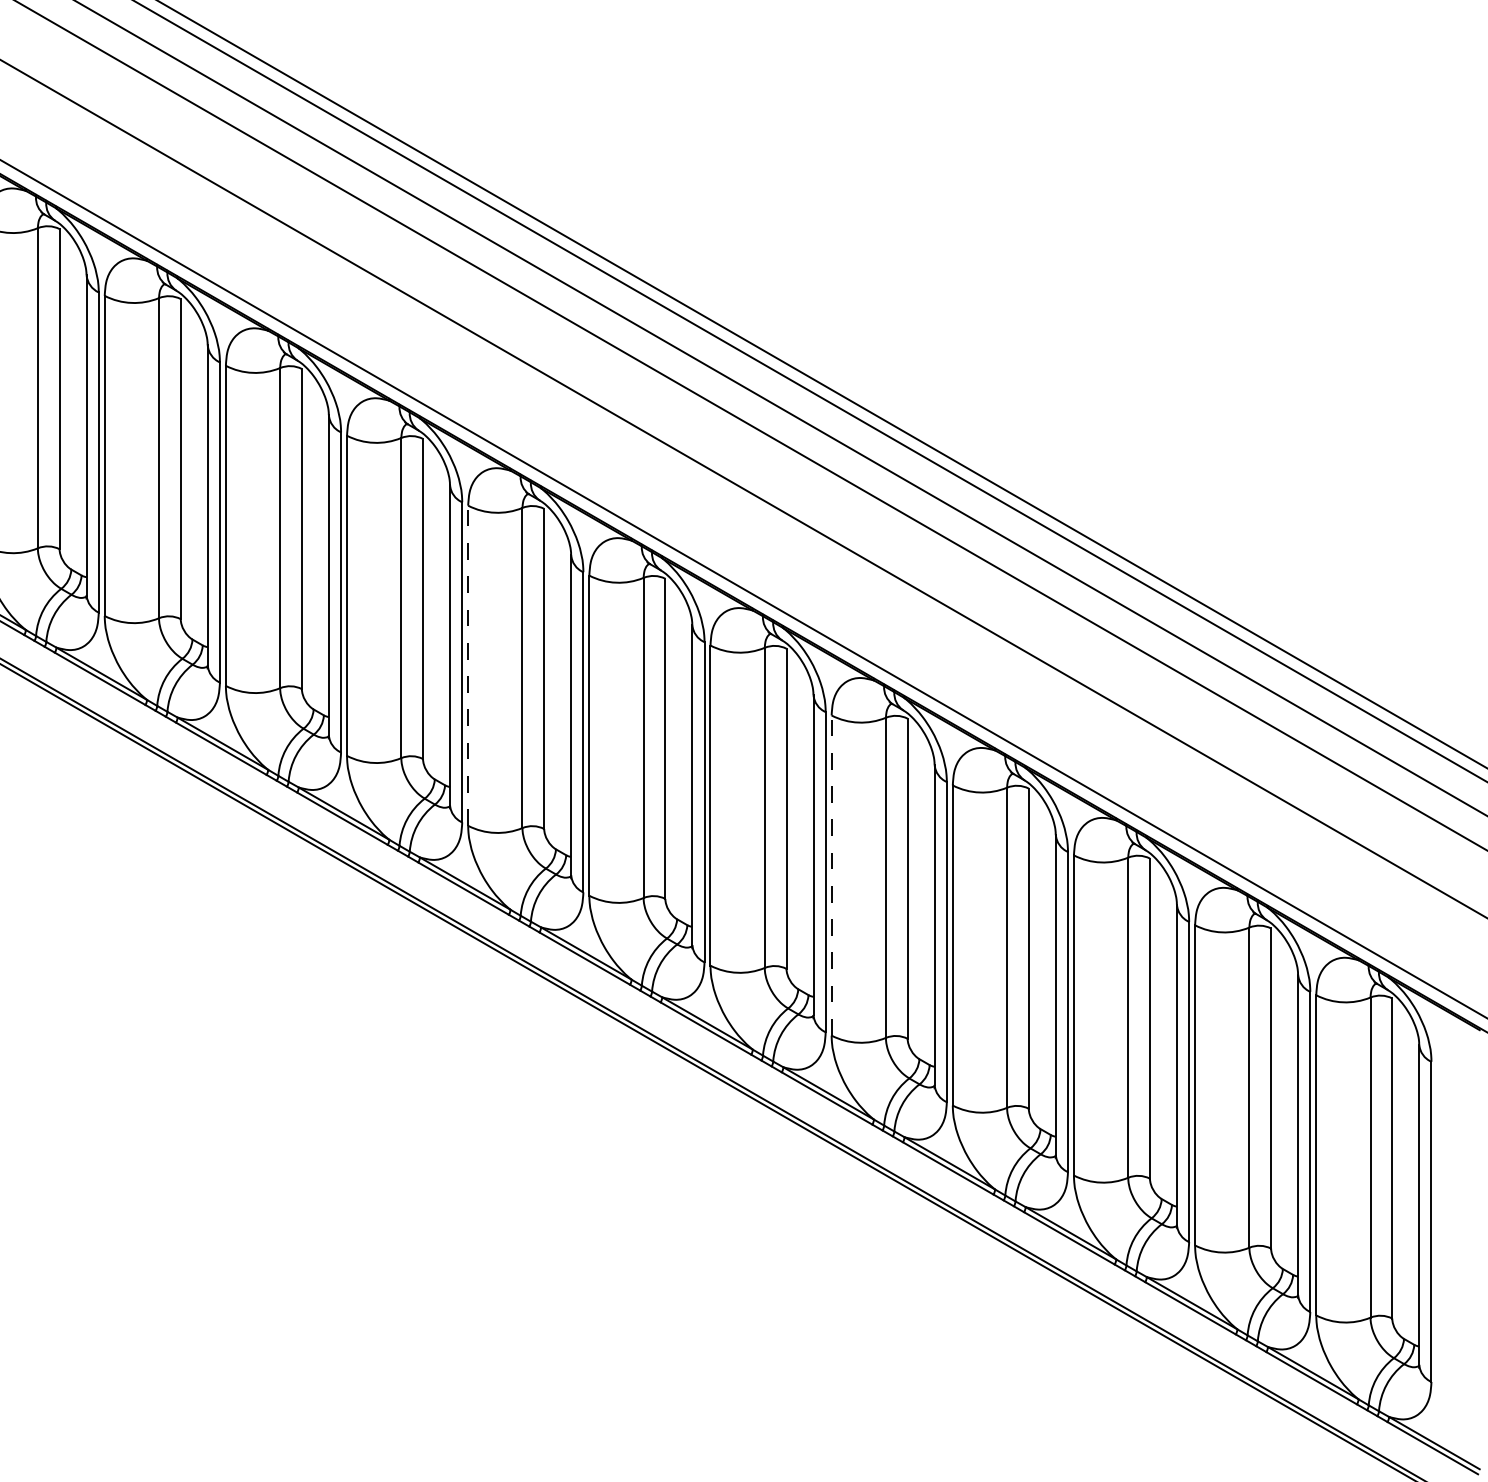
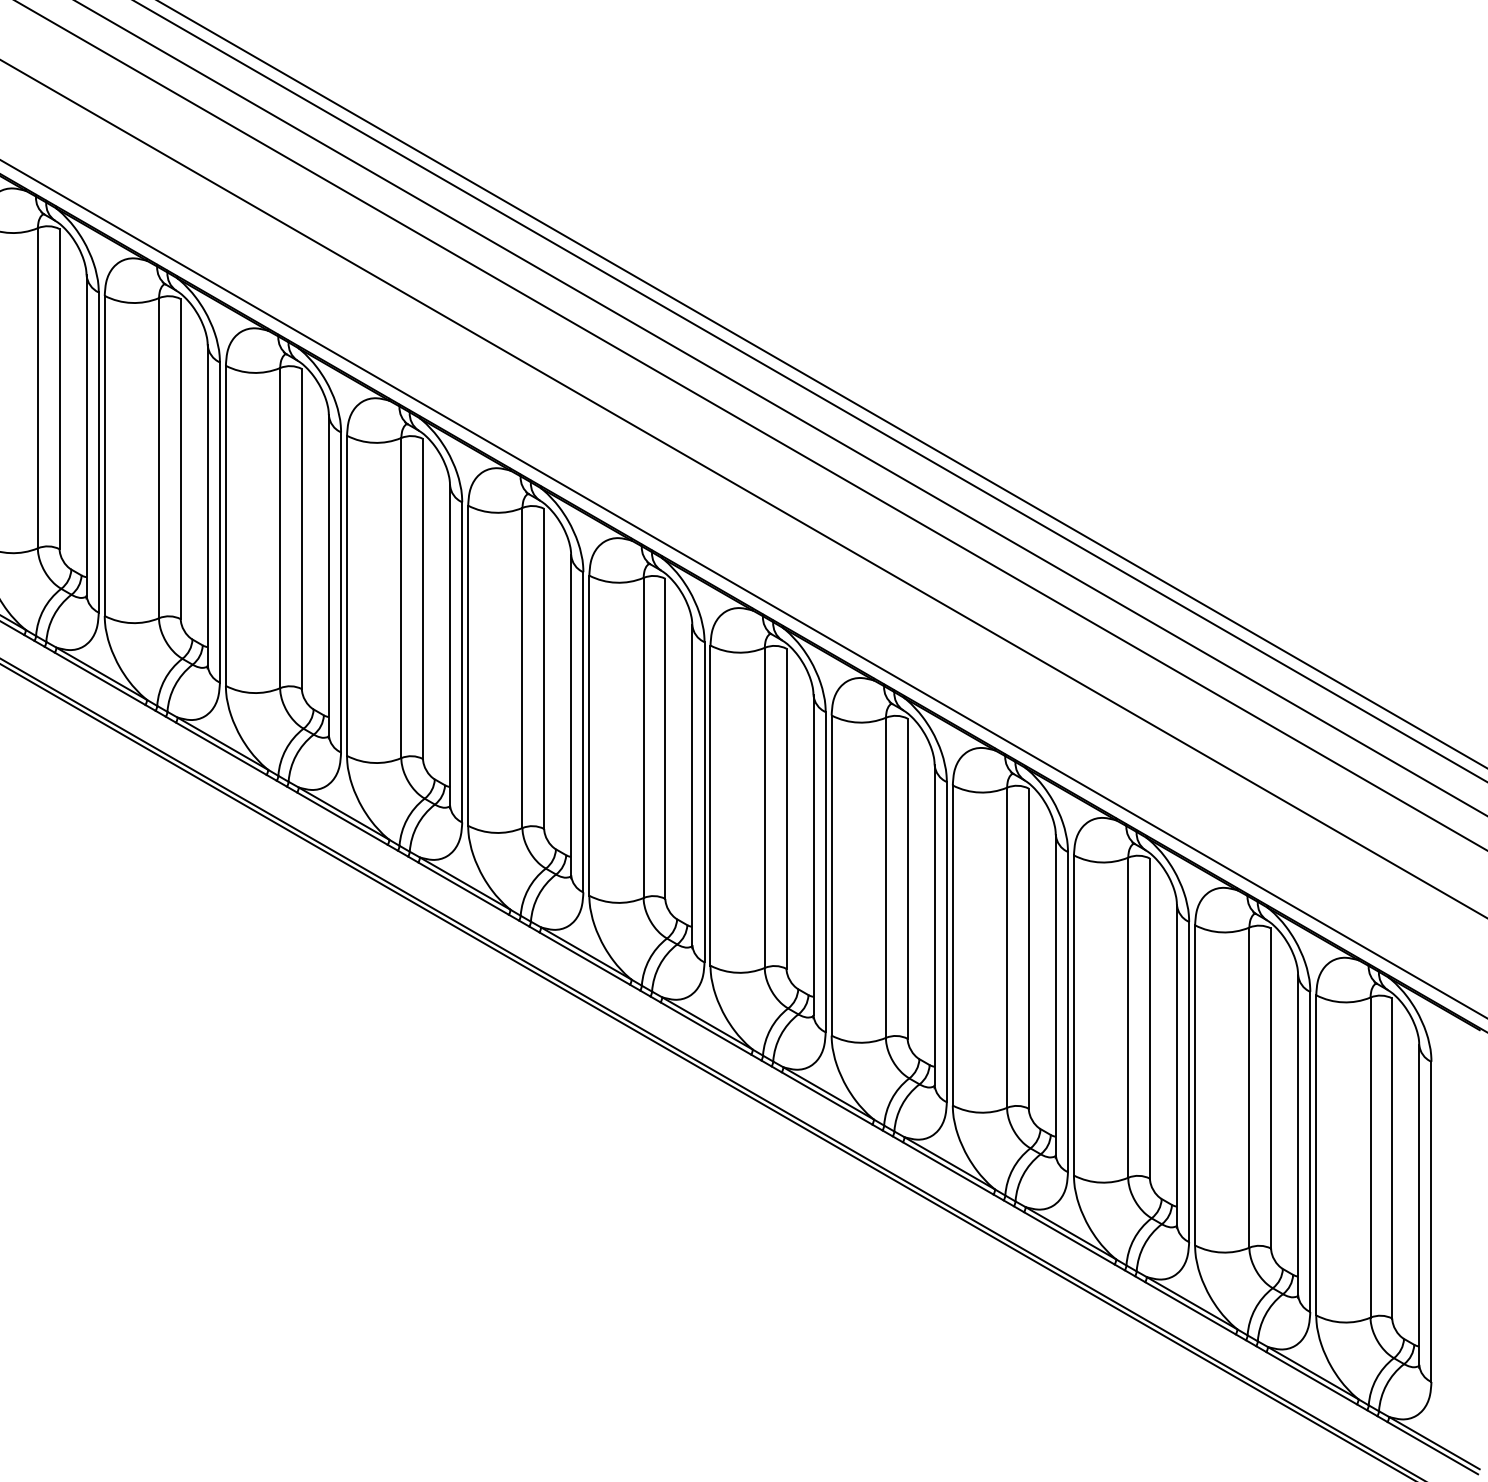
line: dashed -> solid (468, 665)
line: dashed -> solid (831, 875)
